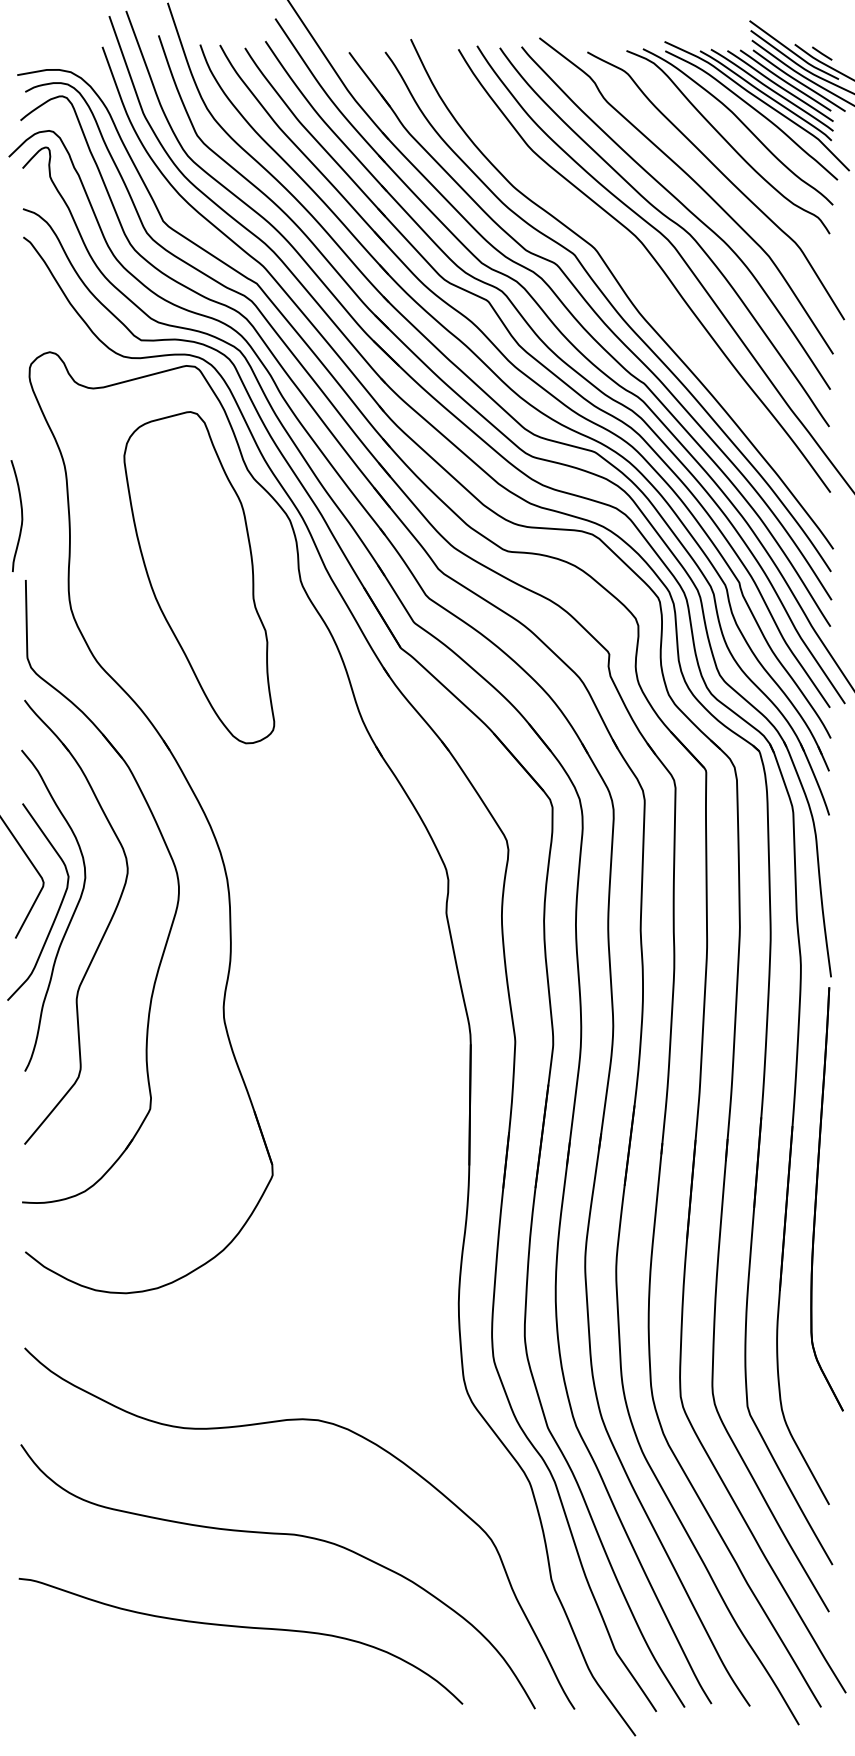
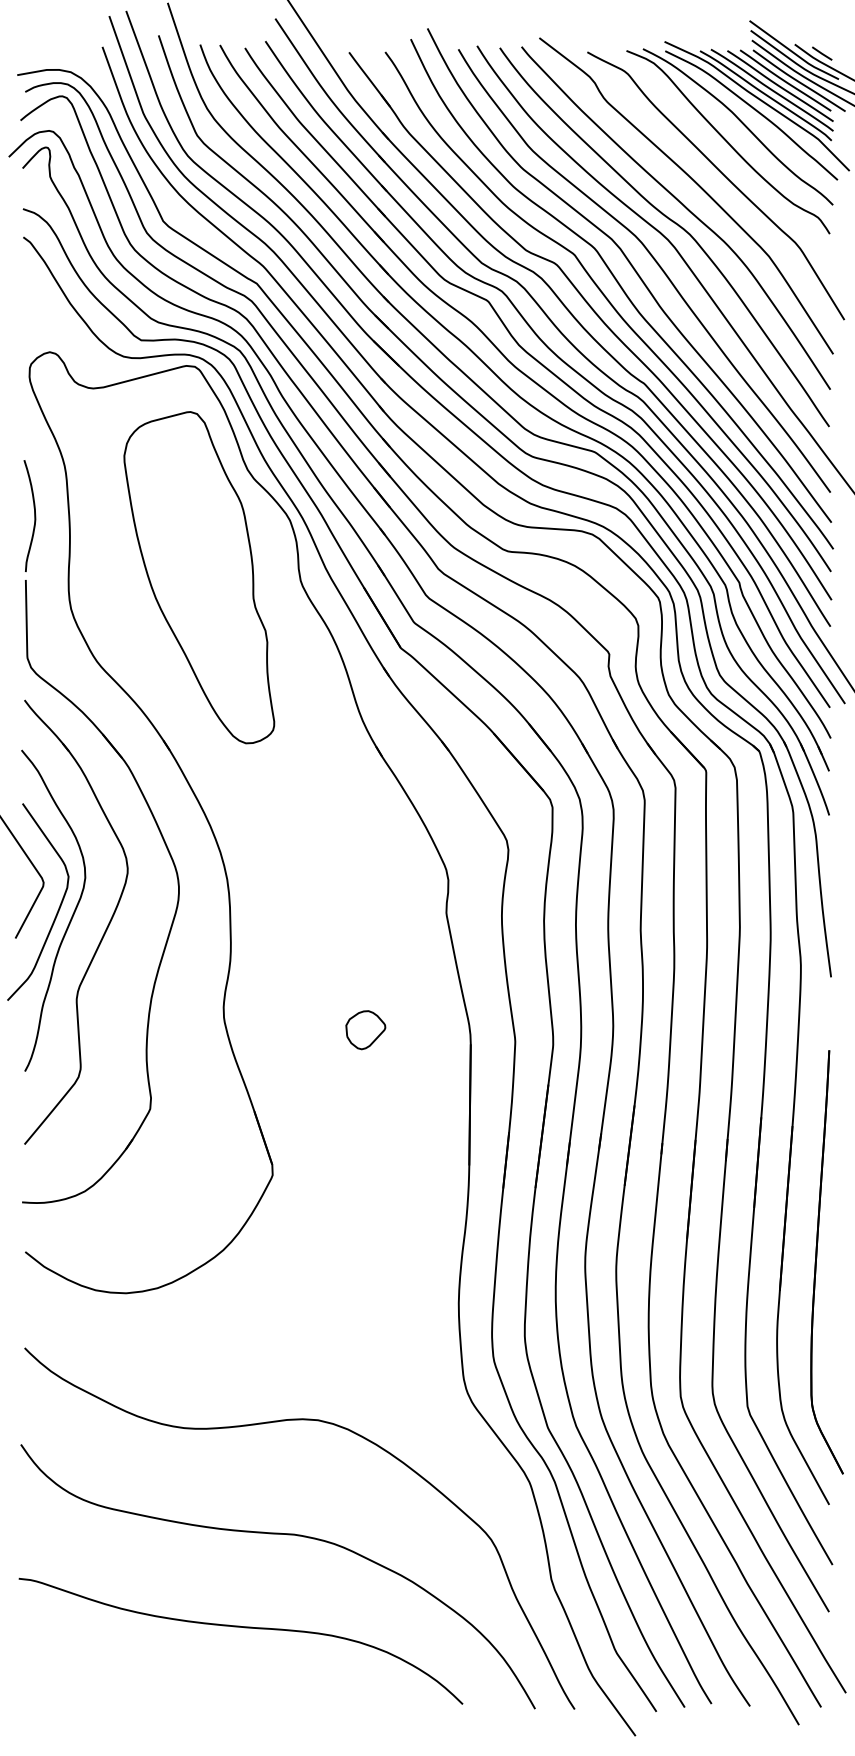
curve: none -> present (634, 271)
curve position: (21, 516) -> (34, 516) (34, 516)
part: none -> present (365, 1030)
part position: (817, 1195) -> (817, 1258) (817, 1258)
